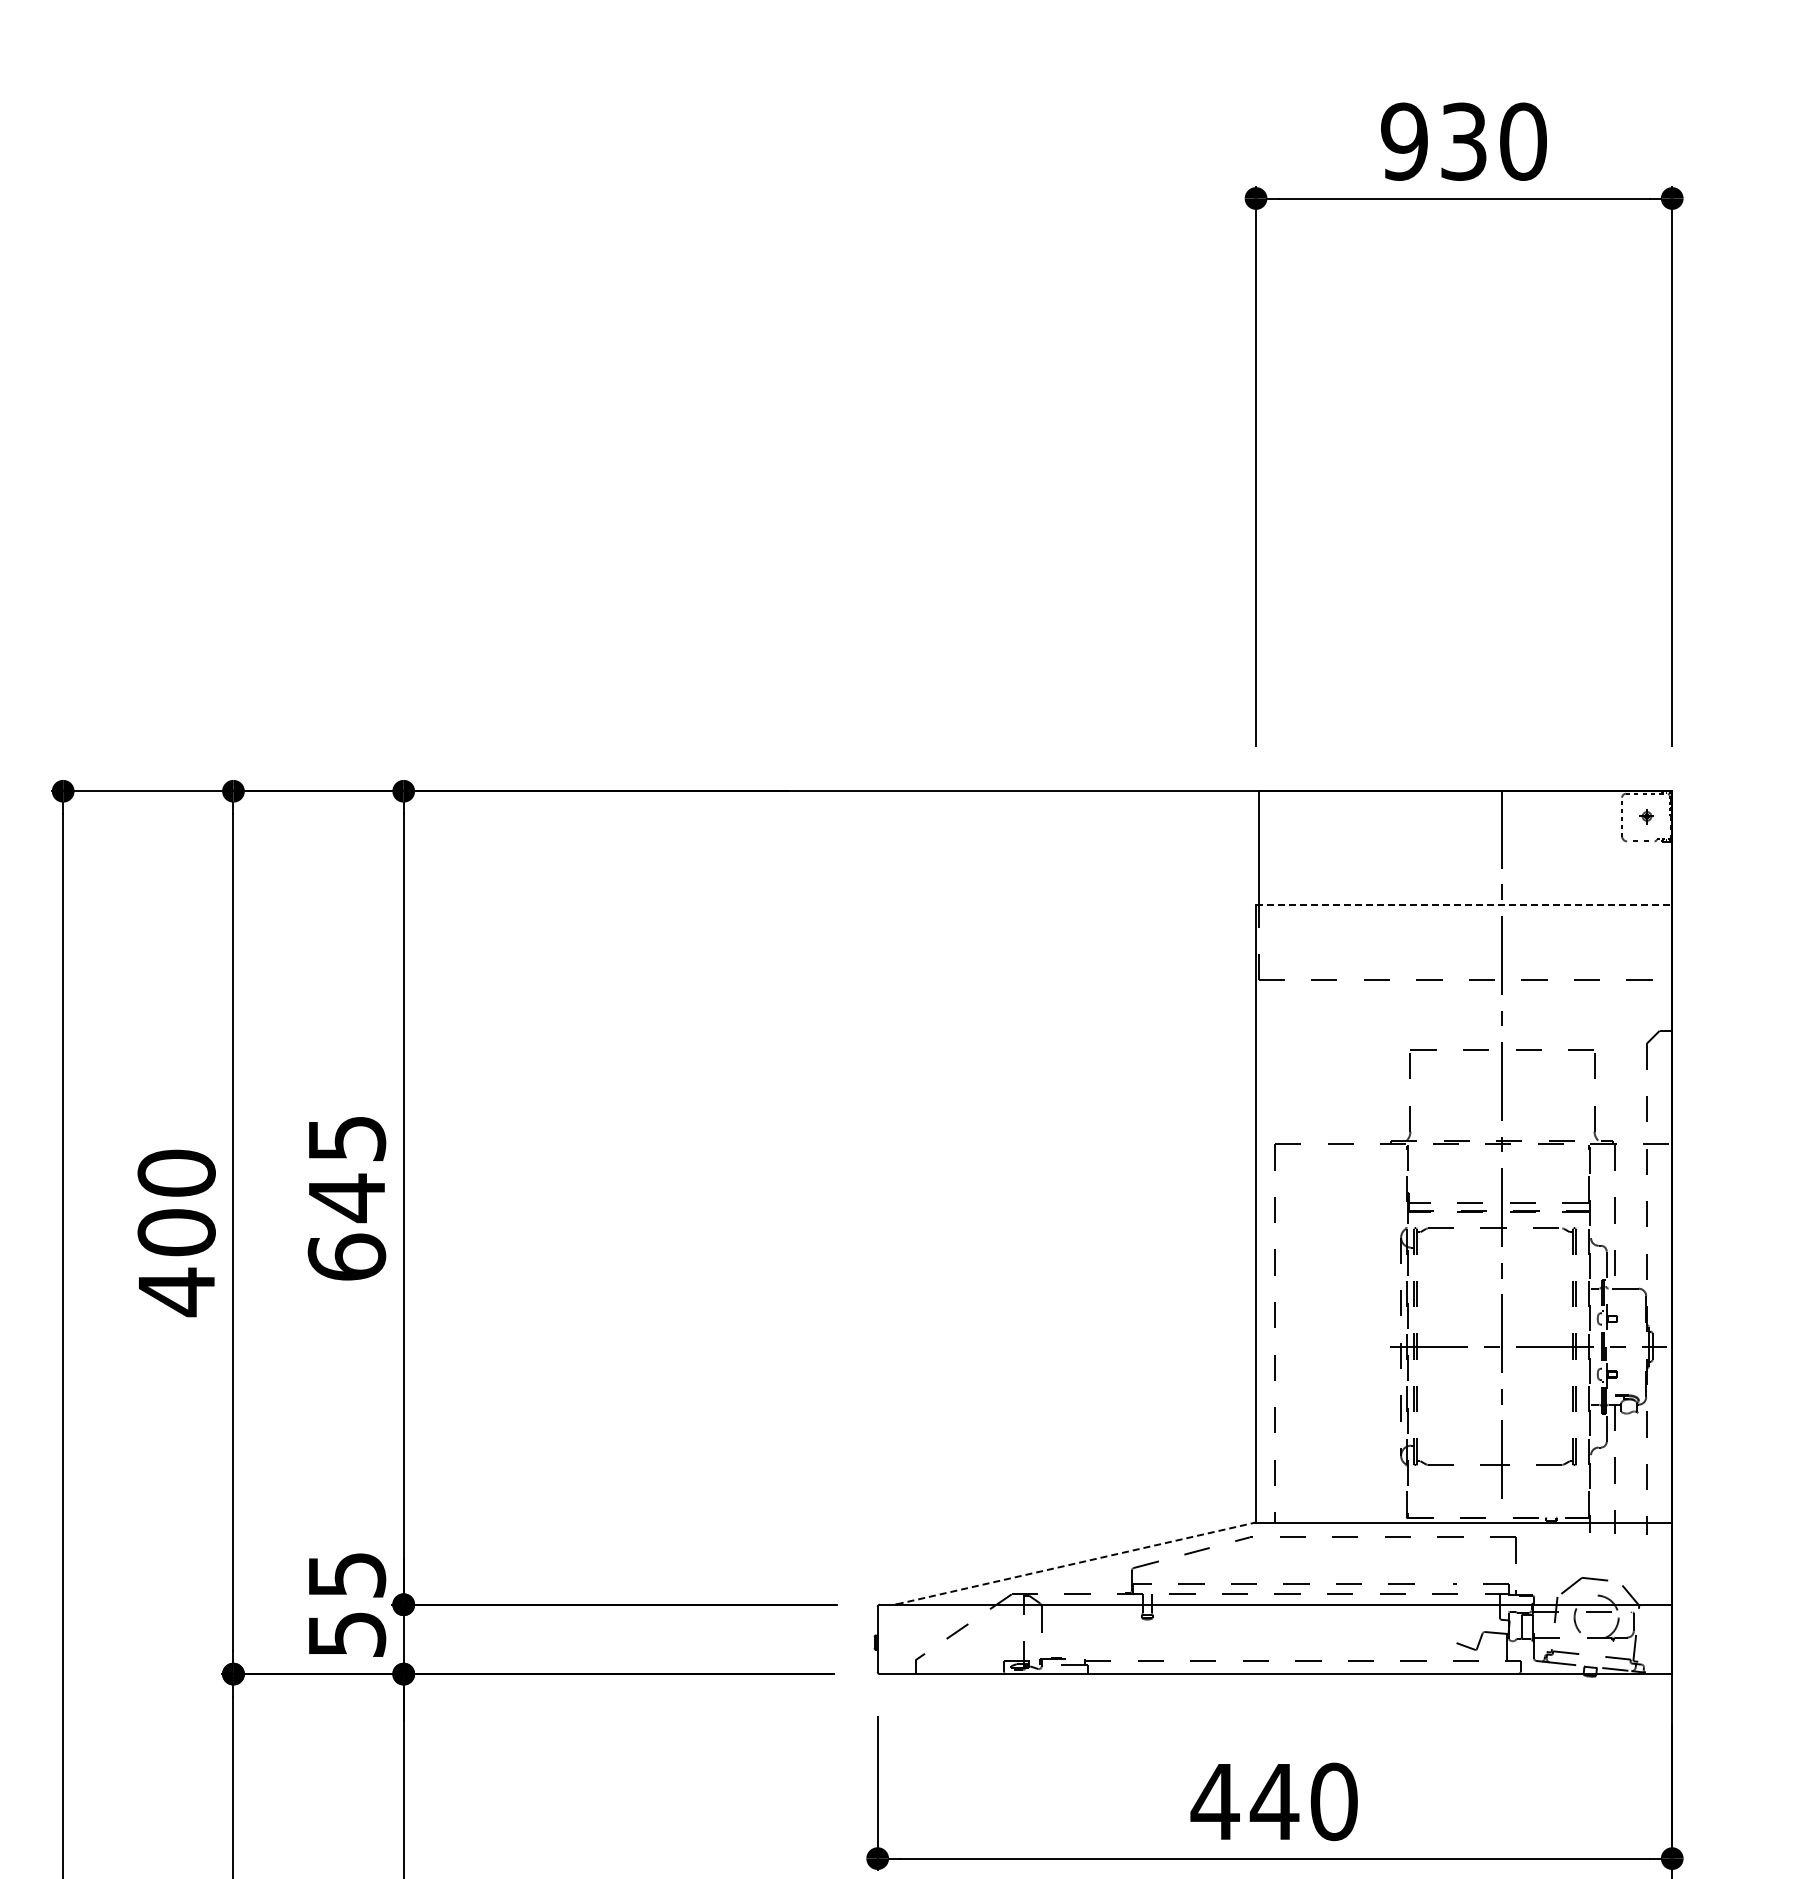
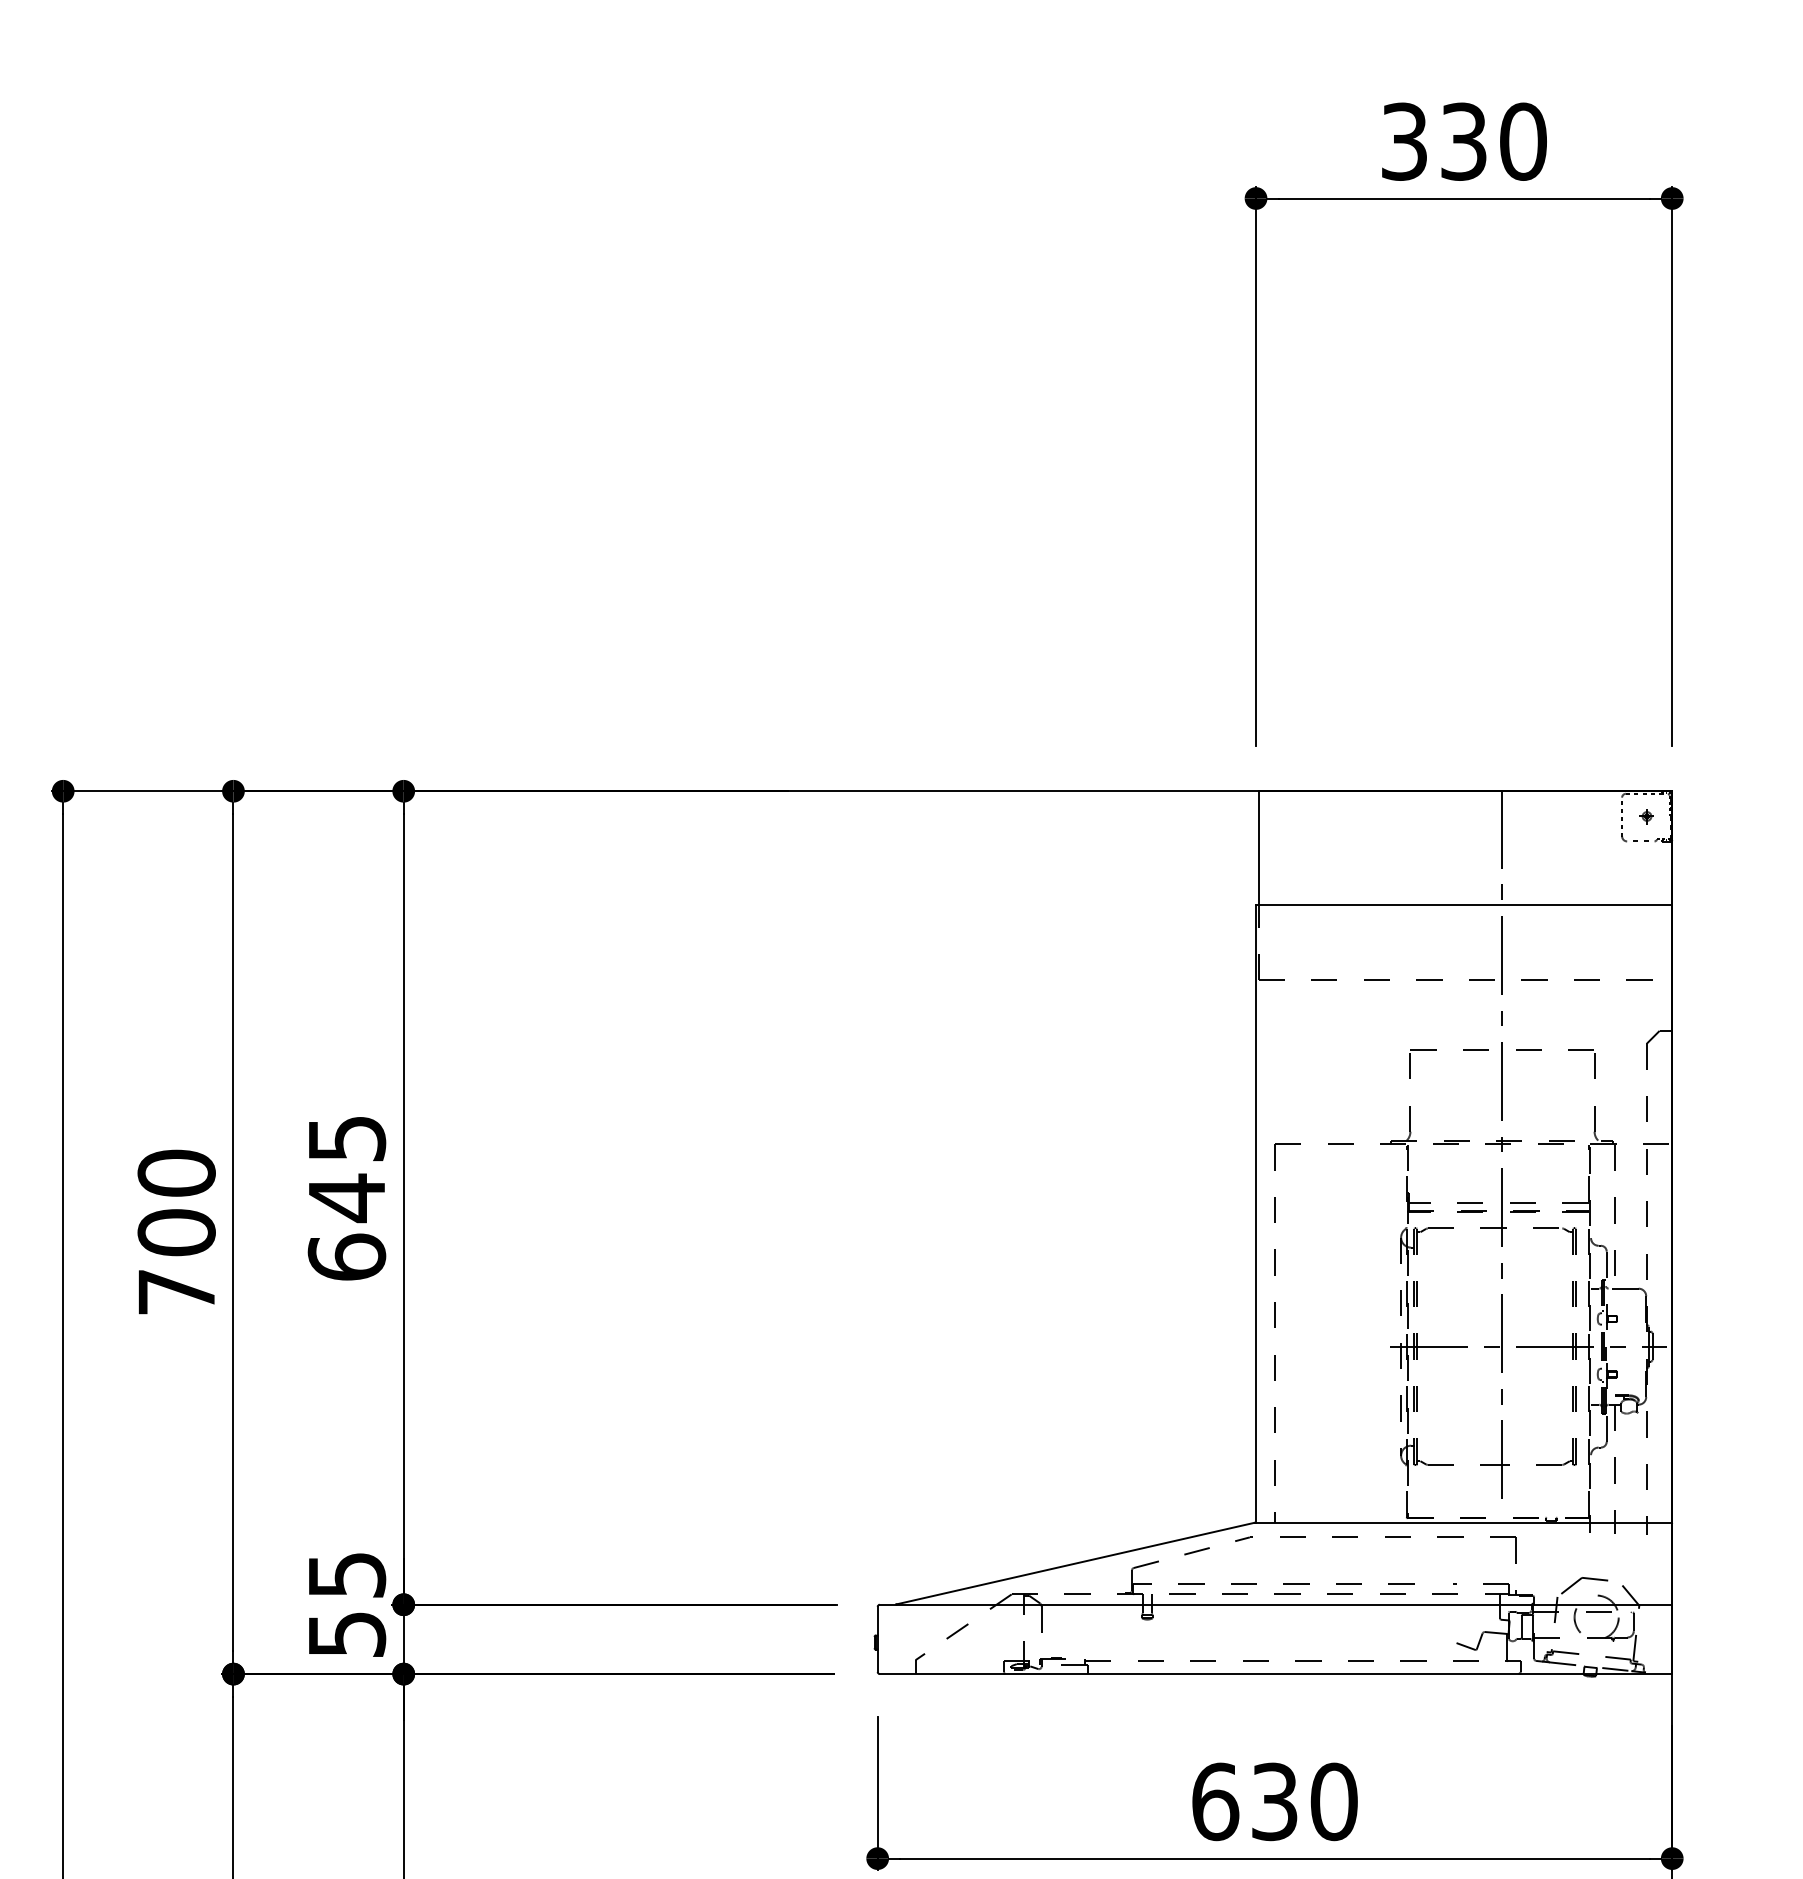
text: 930 -> 330 (1404, 141)
line: dashed -> solid (1464, 904)
text: 400 -> 700 (176, 1292)
line: dashed -> solid (1075, 1563)
text: 440 -> 630 (1244, 1801)
